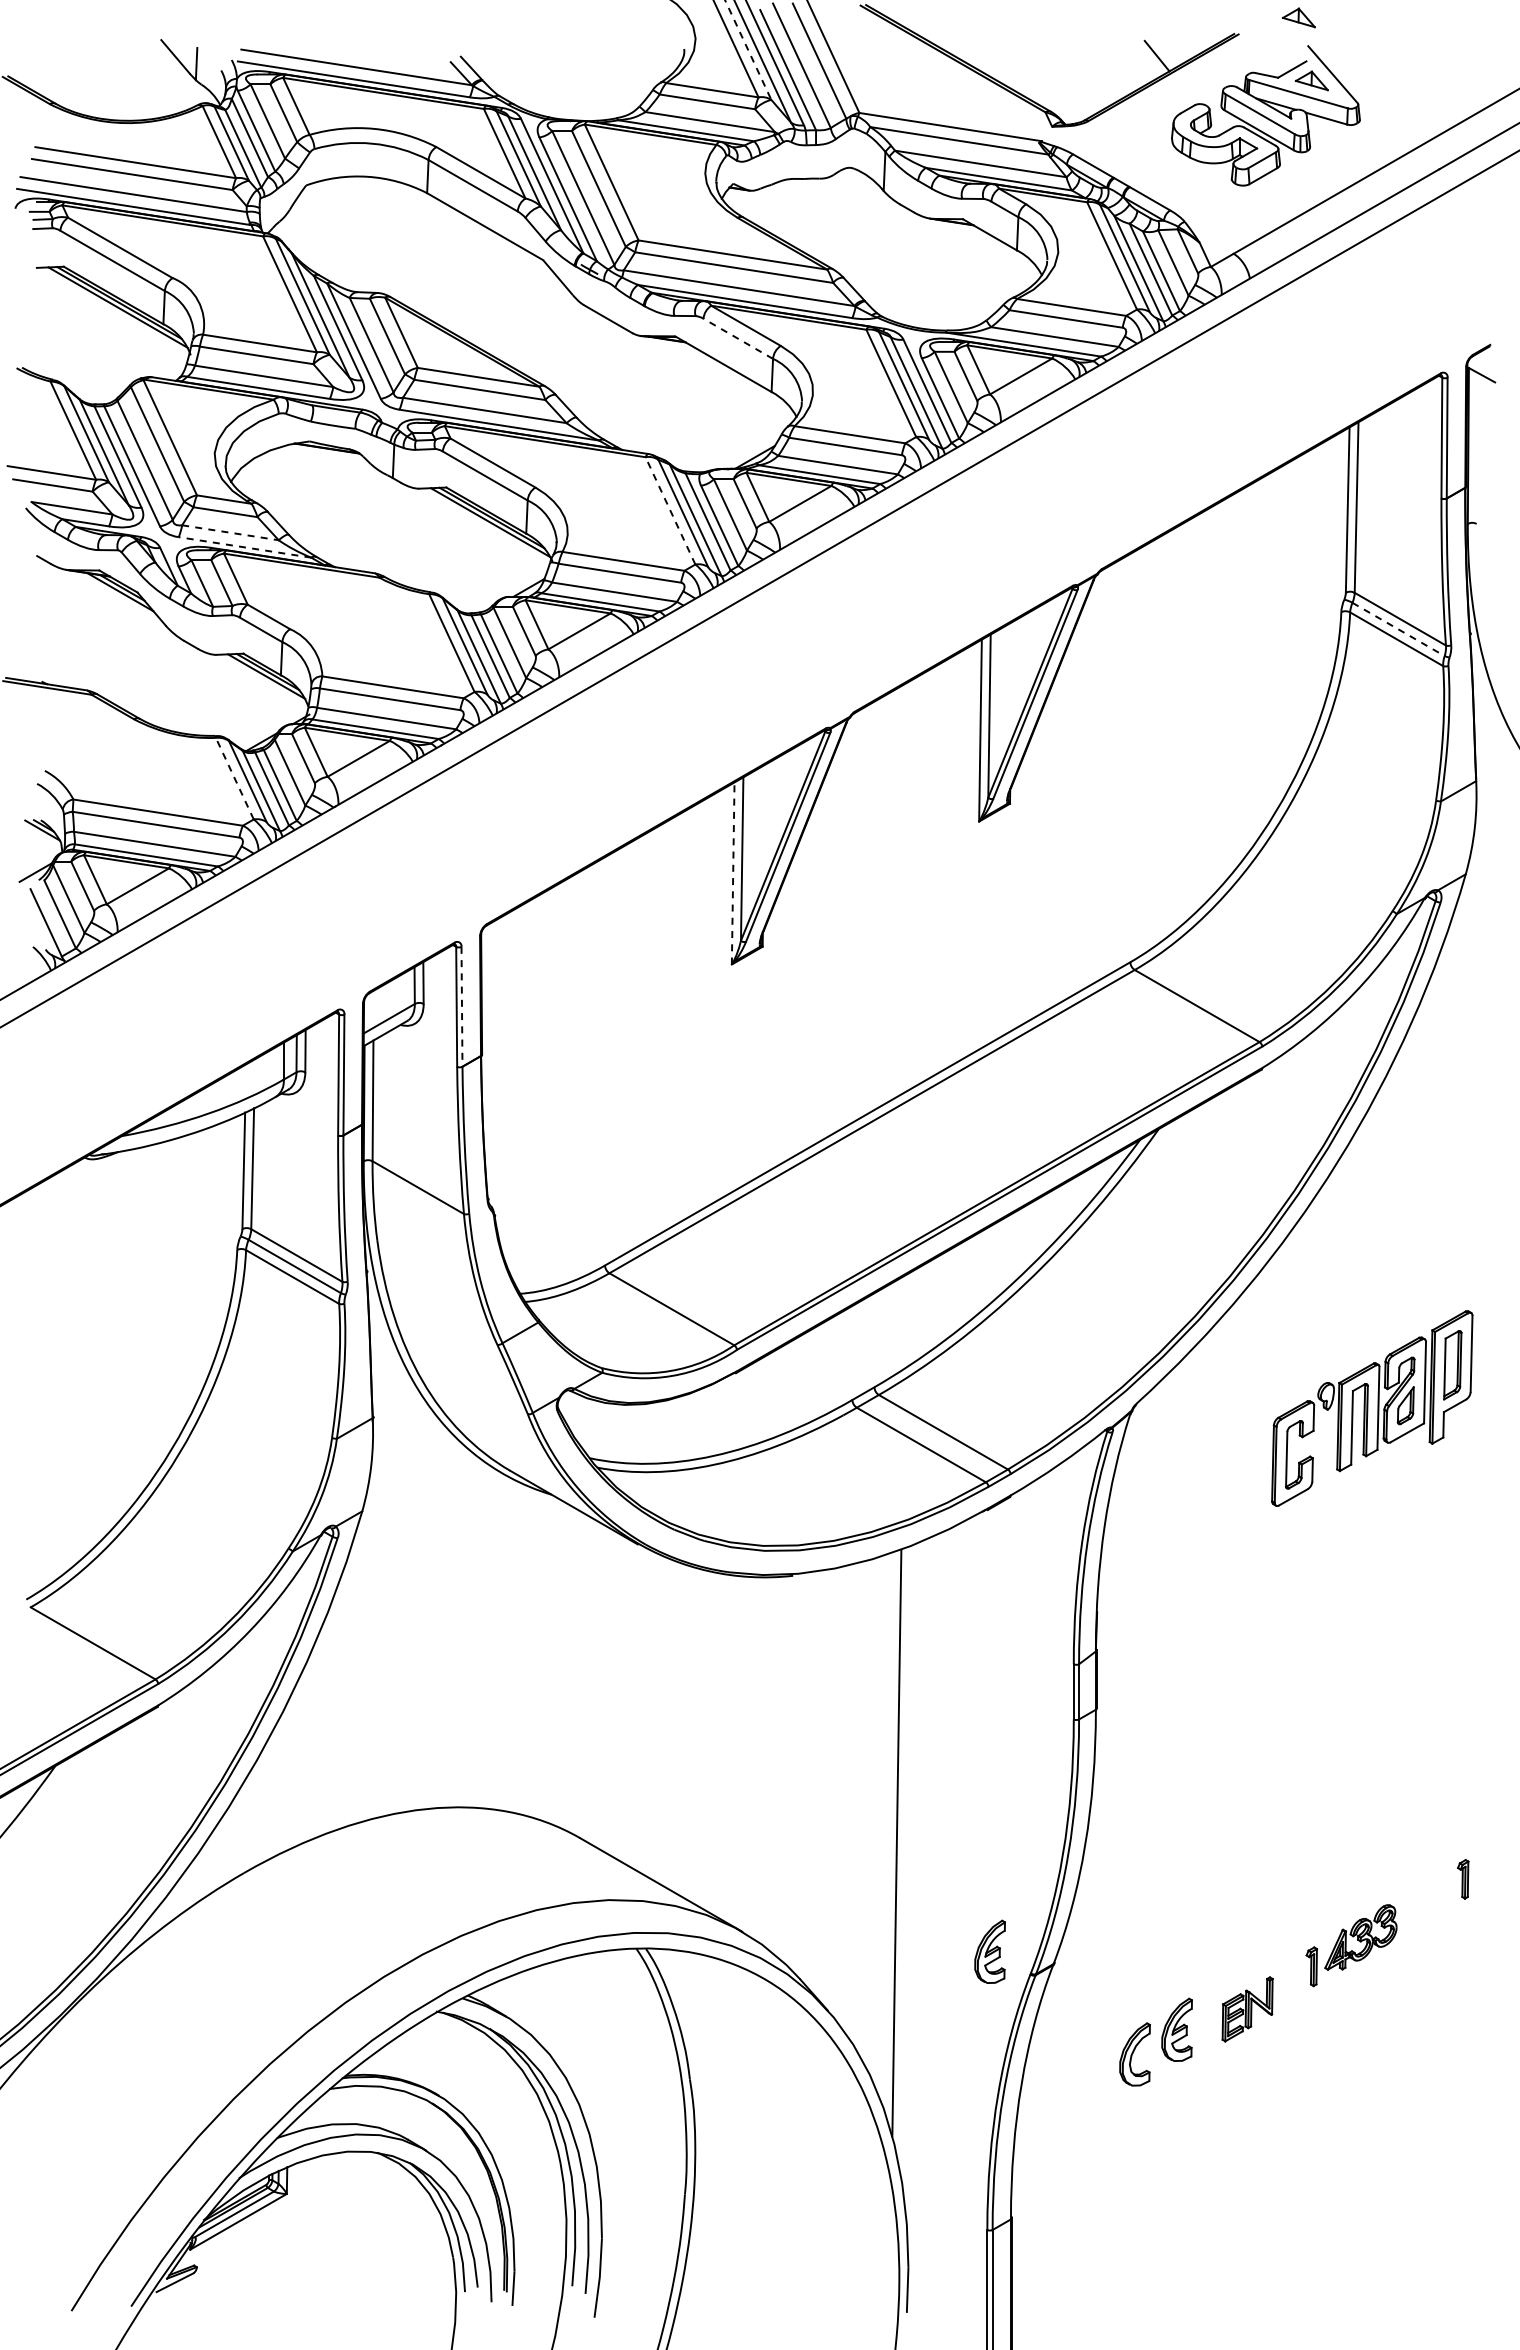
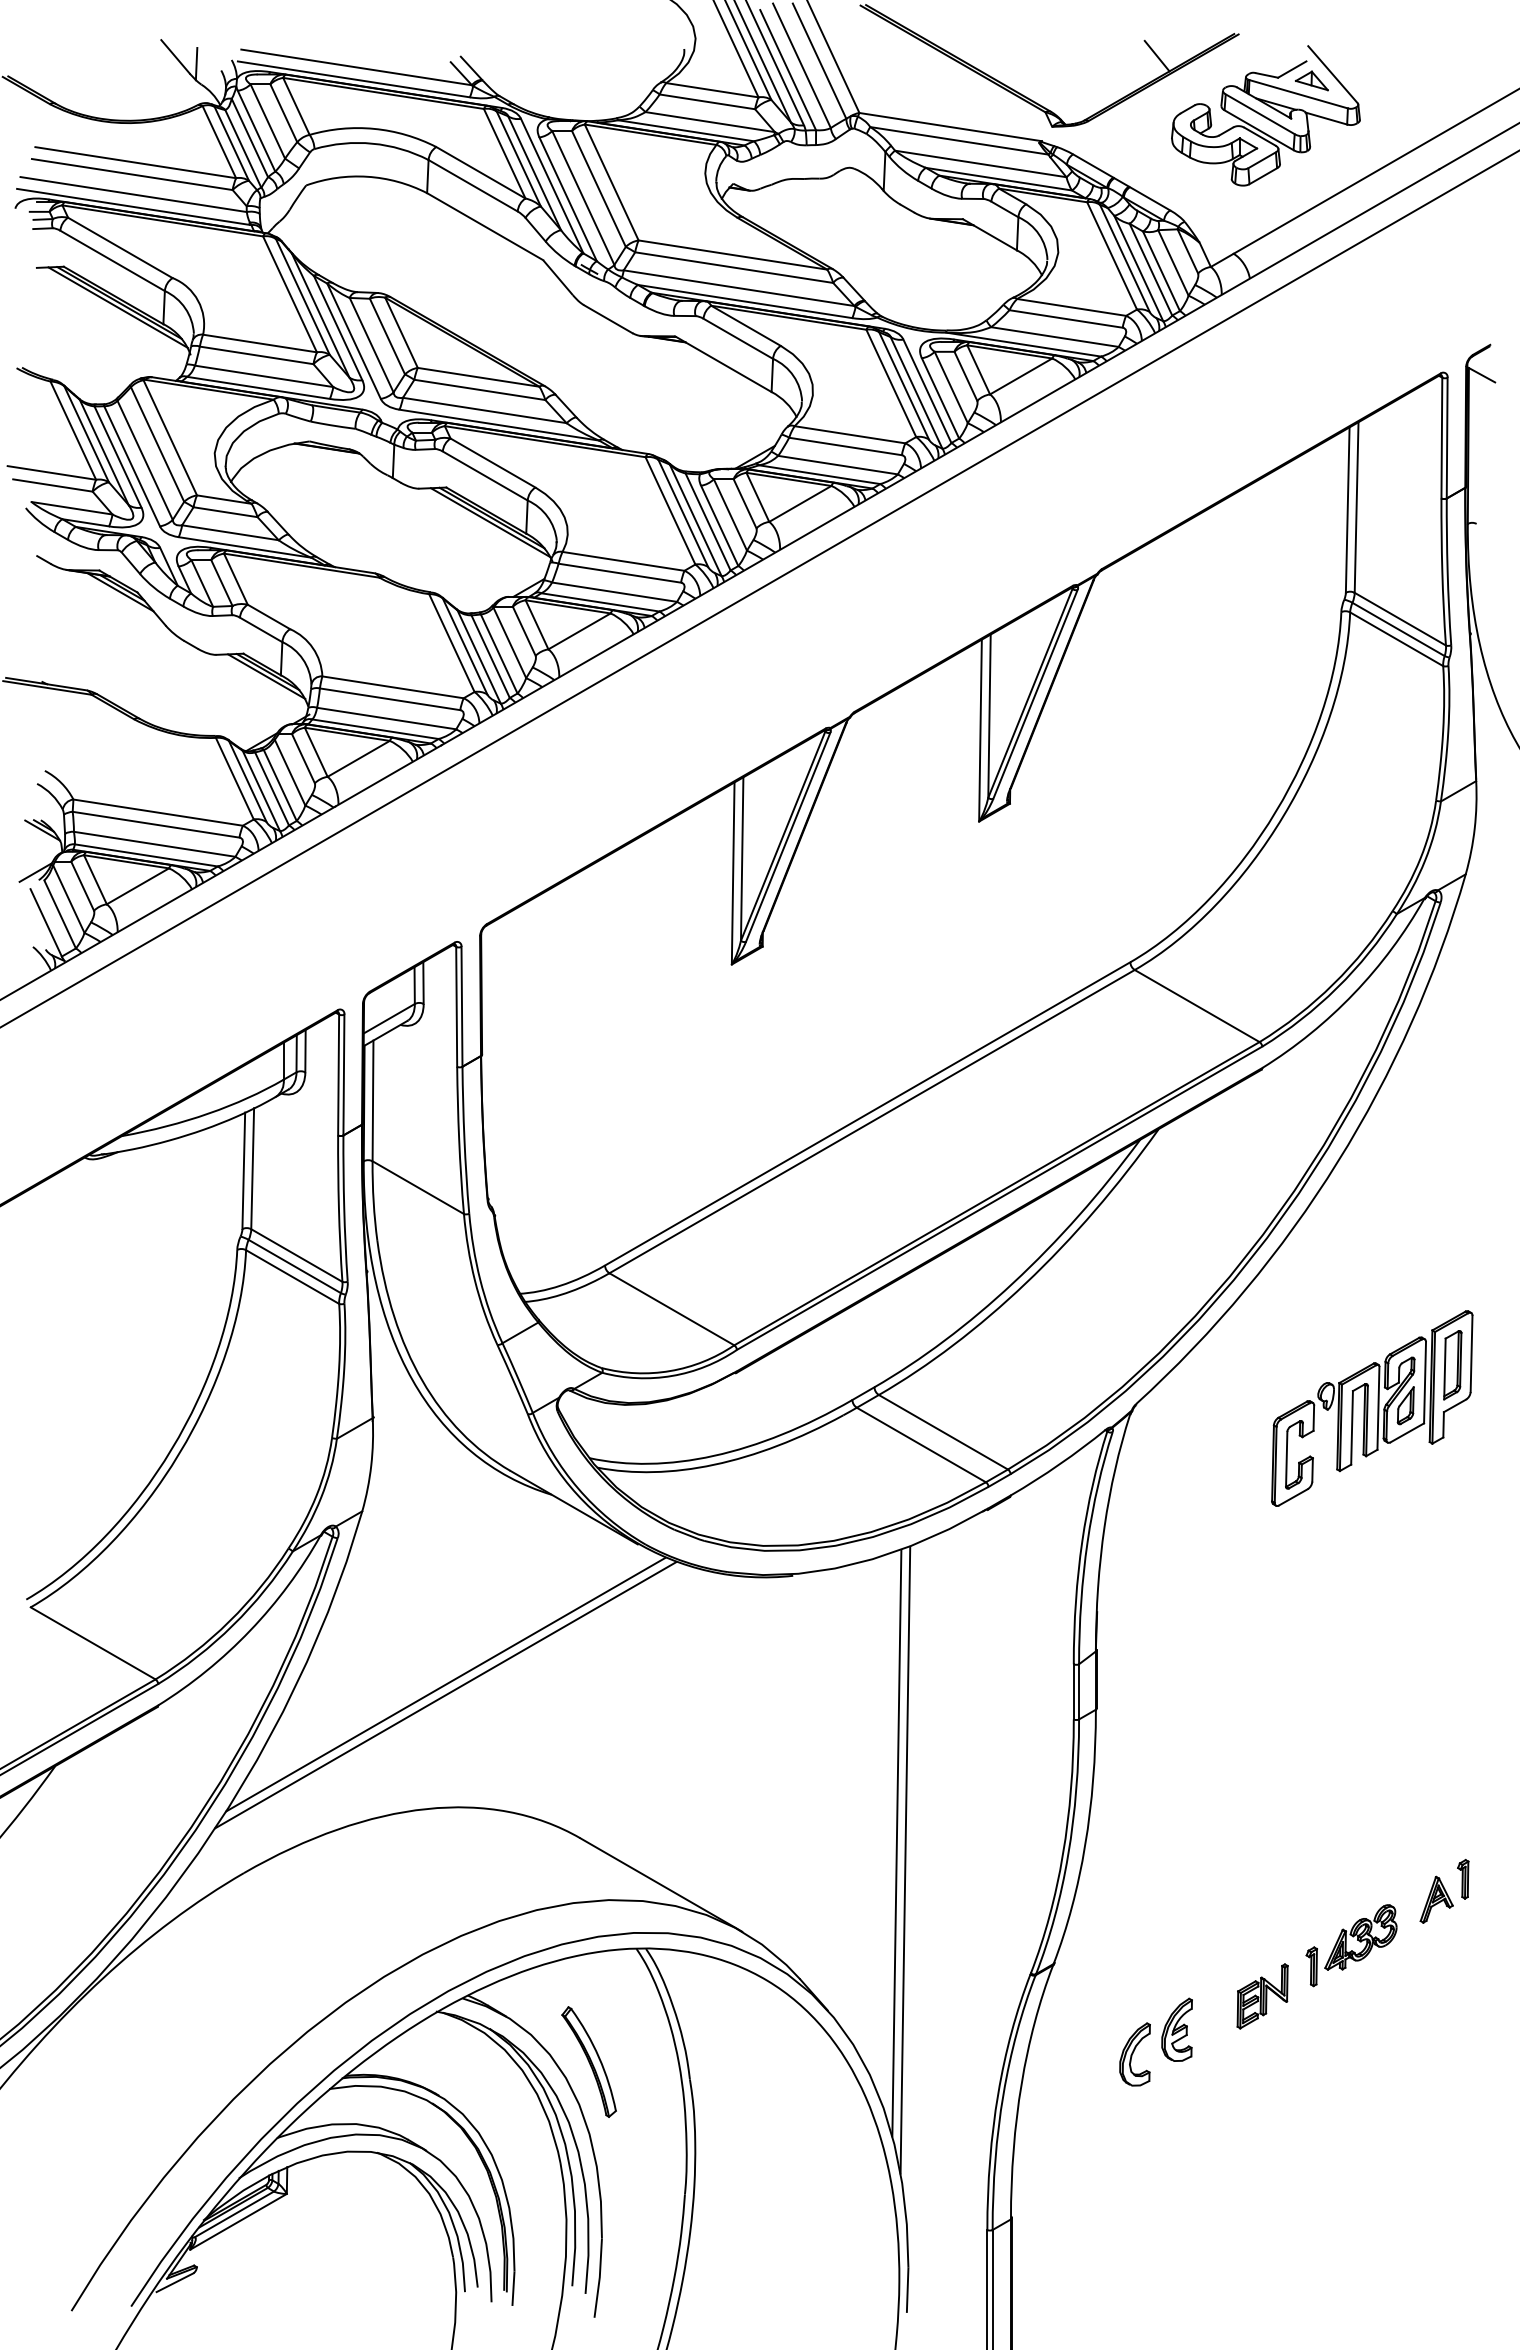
part: present -> none (1298, 17)
line: dashed -> solid (748, 50)
line: dashed -> solid (737, 338)
line: dashed -> solid (670, 510)
line: dashed -> solid (230, 532)
line: dashed -> solid (244, 547)
line: dashed -> solid (1399, 629)
line: dashed -> solid (234, 778)
line: dashed -> solid (733, 872)
line: dashed -> solid (462, 1006)
line: none -> present (445, 1684)
line: none -> present (445, 1695)
line: none -> present (905, 1859)
part: none -> present (1436, 1899)
part: present -> none (989, 1951)
part position: (1247, 2009) -> (1262, 1996) (1262, 1996)
part: none -> present (588, 2061)
